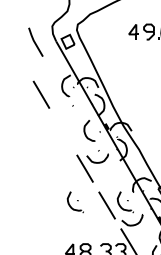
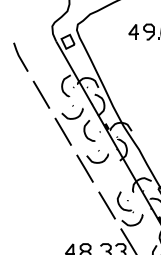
line position: (35, 41) -> (20, 56) (20, 56)
part: none -> present (68, 126)
part: present -> none (74, 202)
